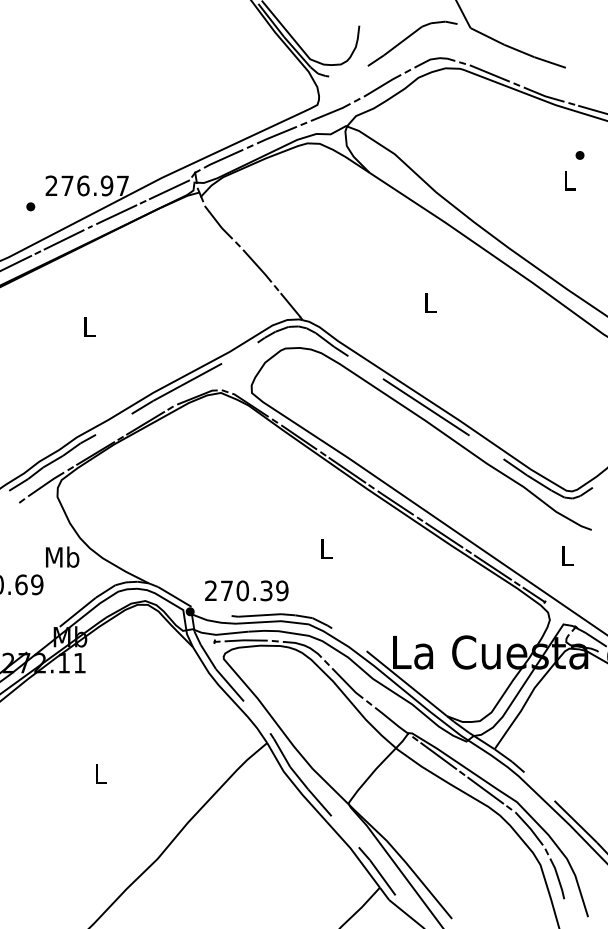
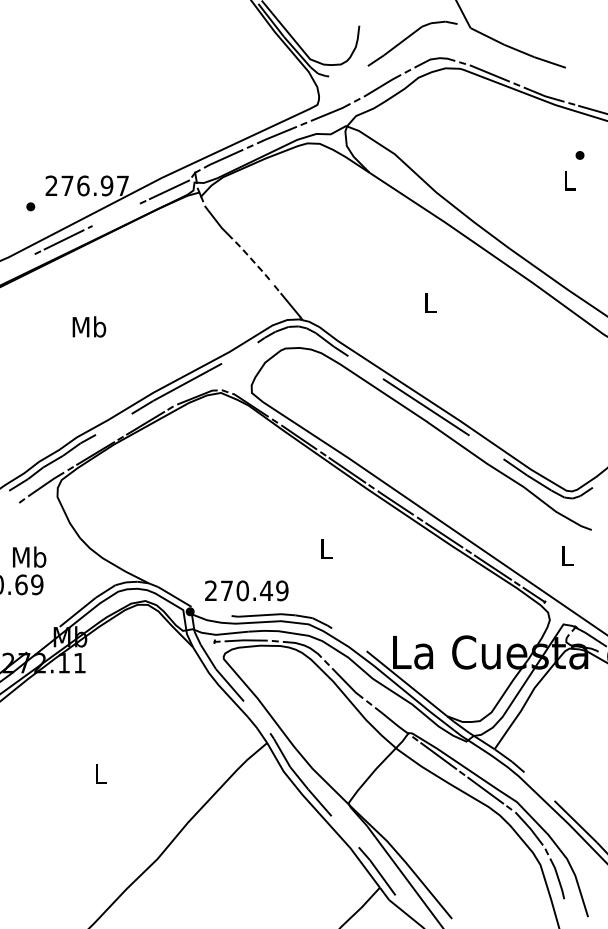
line: present -> none (116, 214)
line: present -> none (16, 263)
line: solid -> dashed (258, 266)
text: L -> Mb (89, 326)
text position: (62, 556) -> (29, 556) (29, 556)
text: 270.39 -> 270.49 (266, 590)
